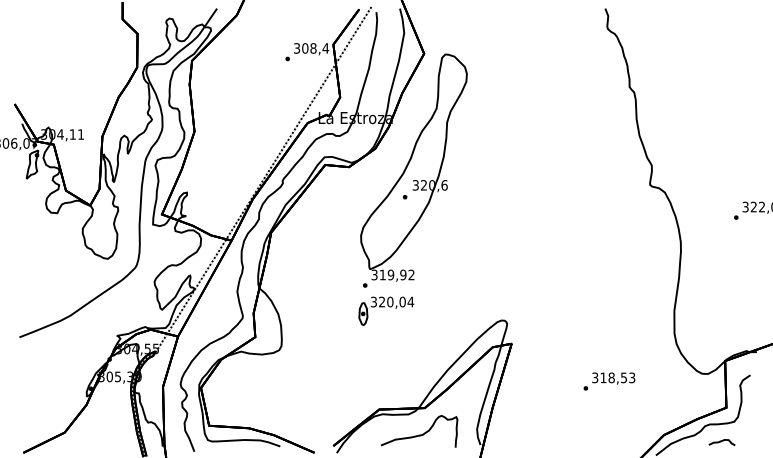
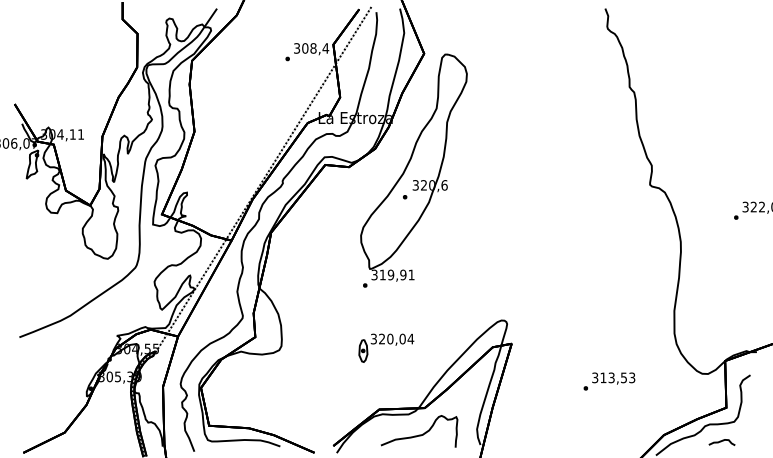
text: 319,92 -> 319,91 (411, 274)
part position: (386, 310) -> (386, 347) (386, 347)
text: 318,53 -> 313,53 (611, 377)
